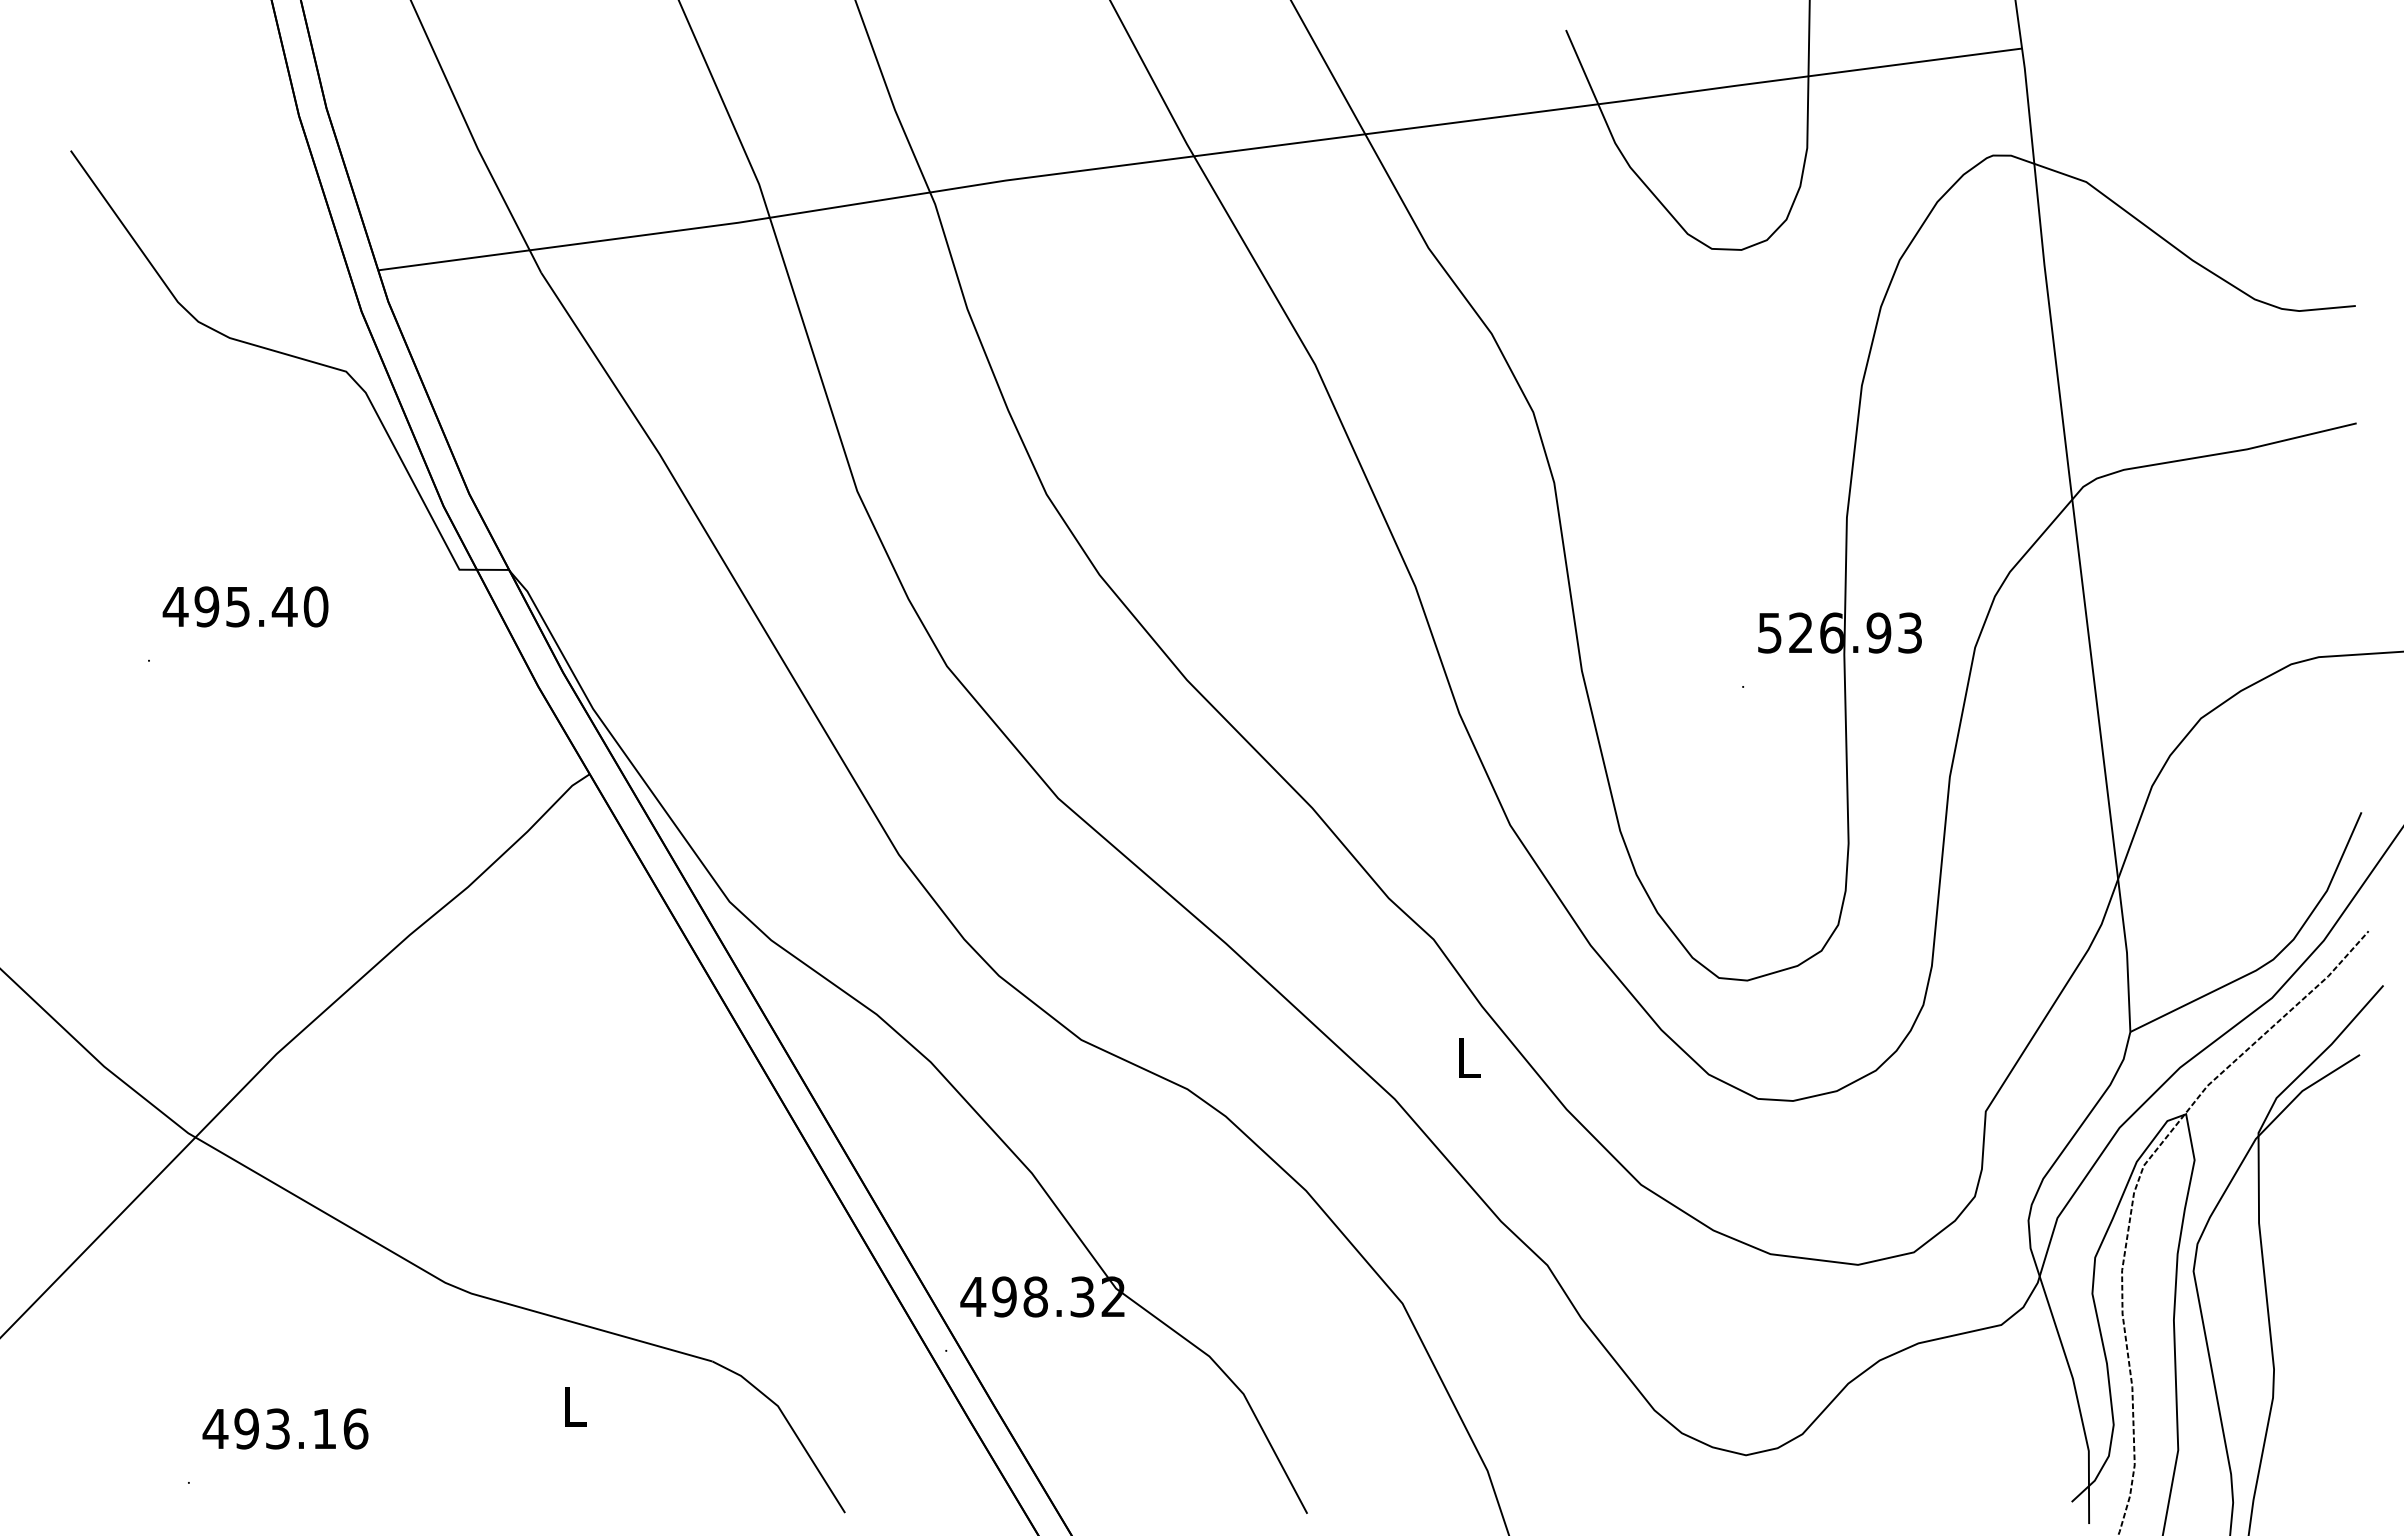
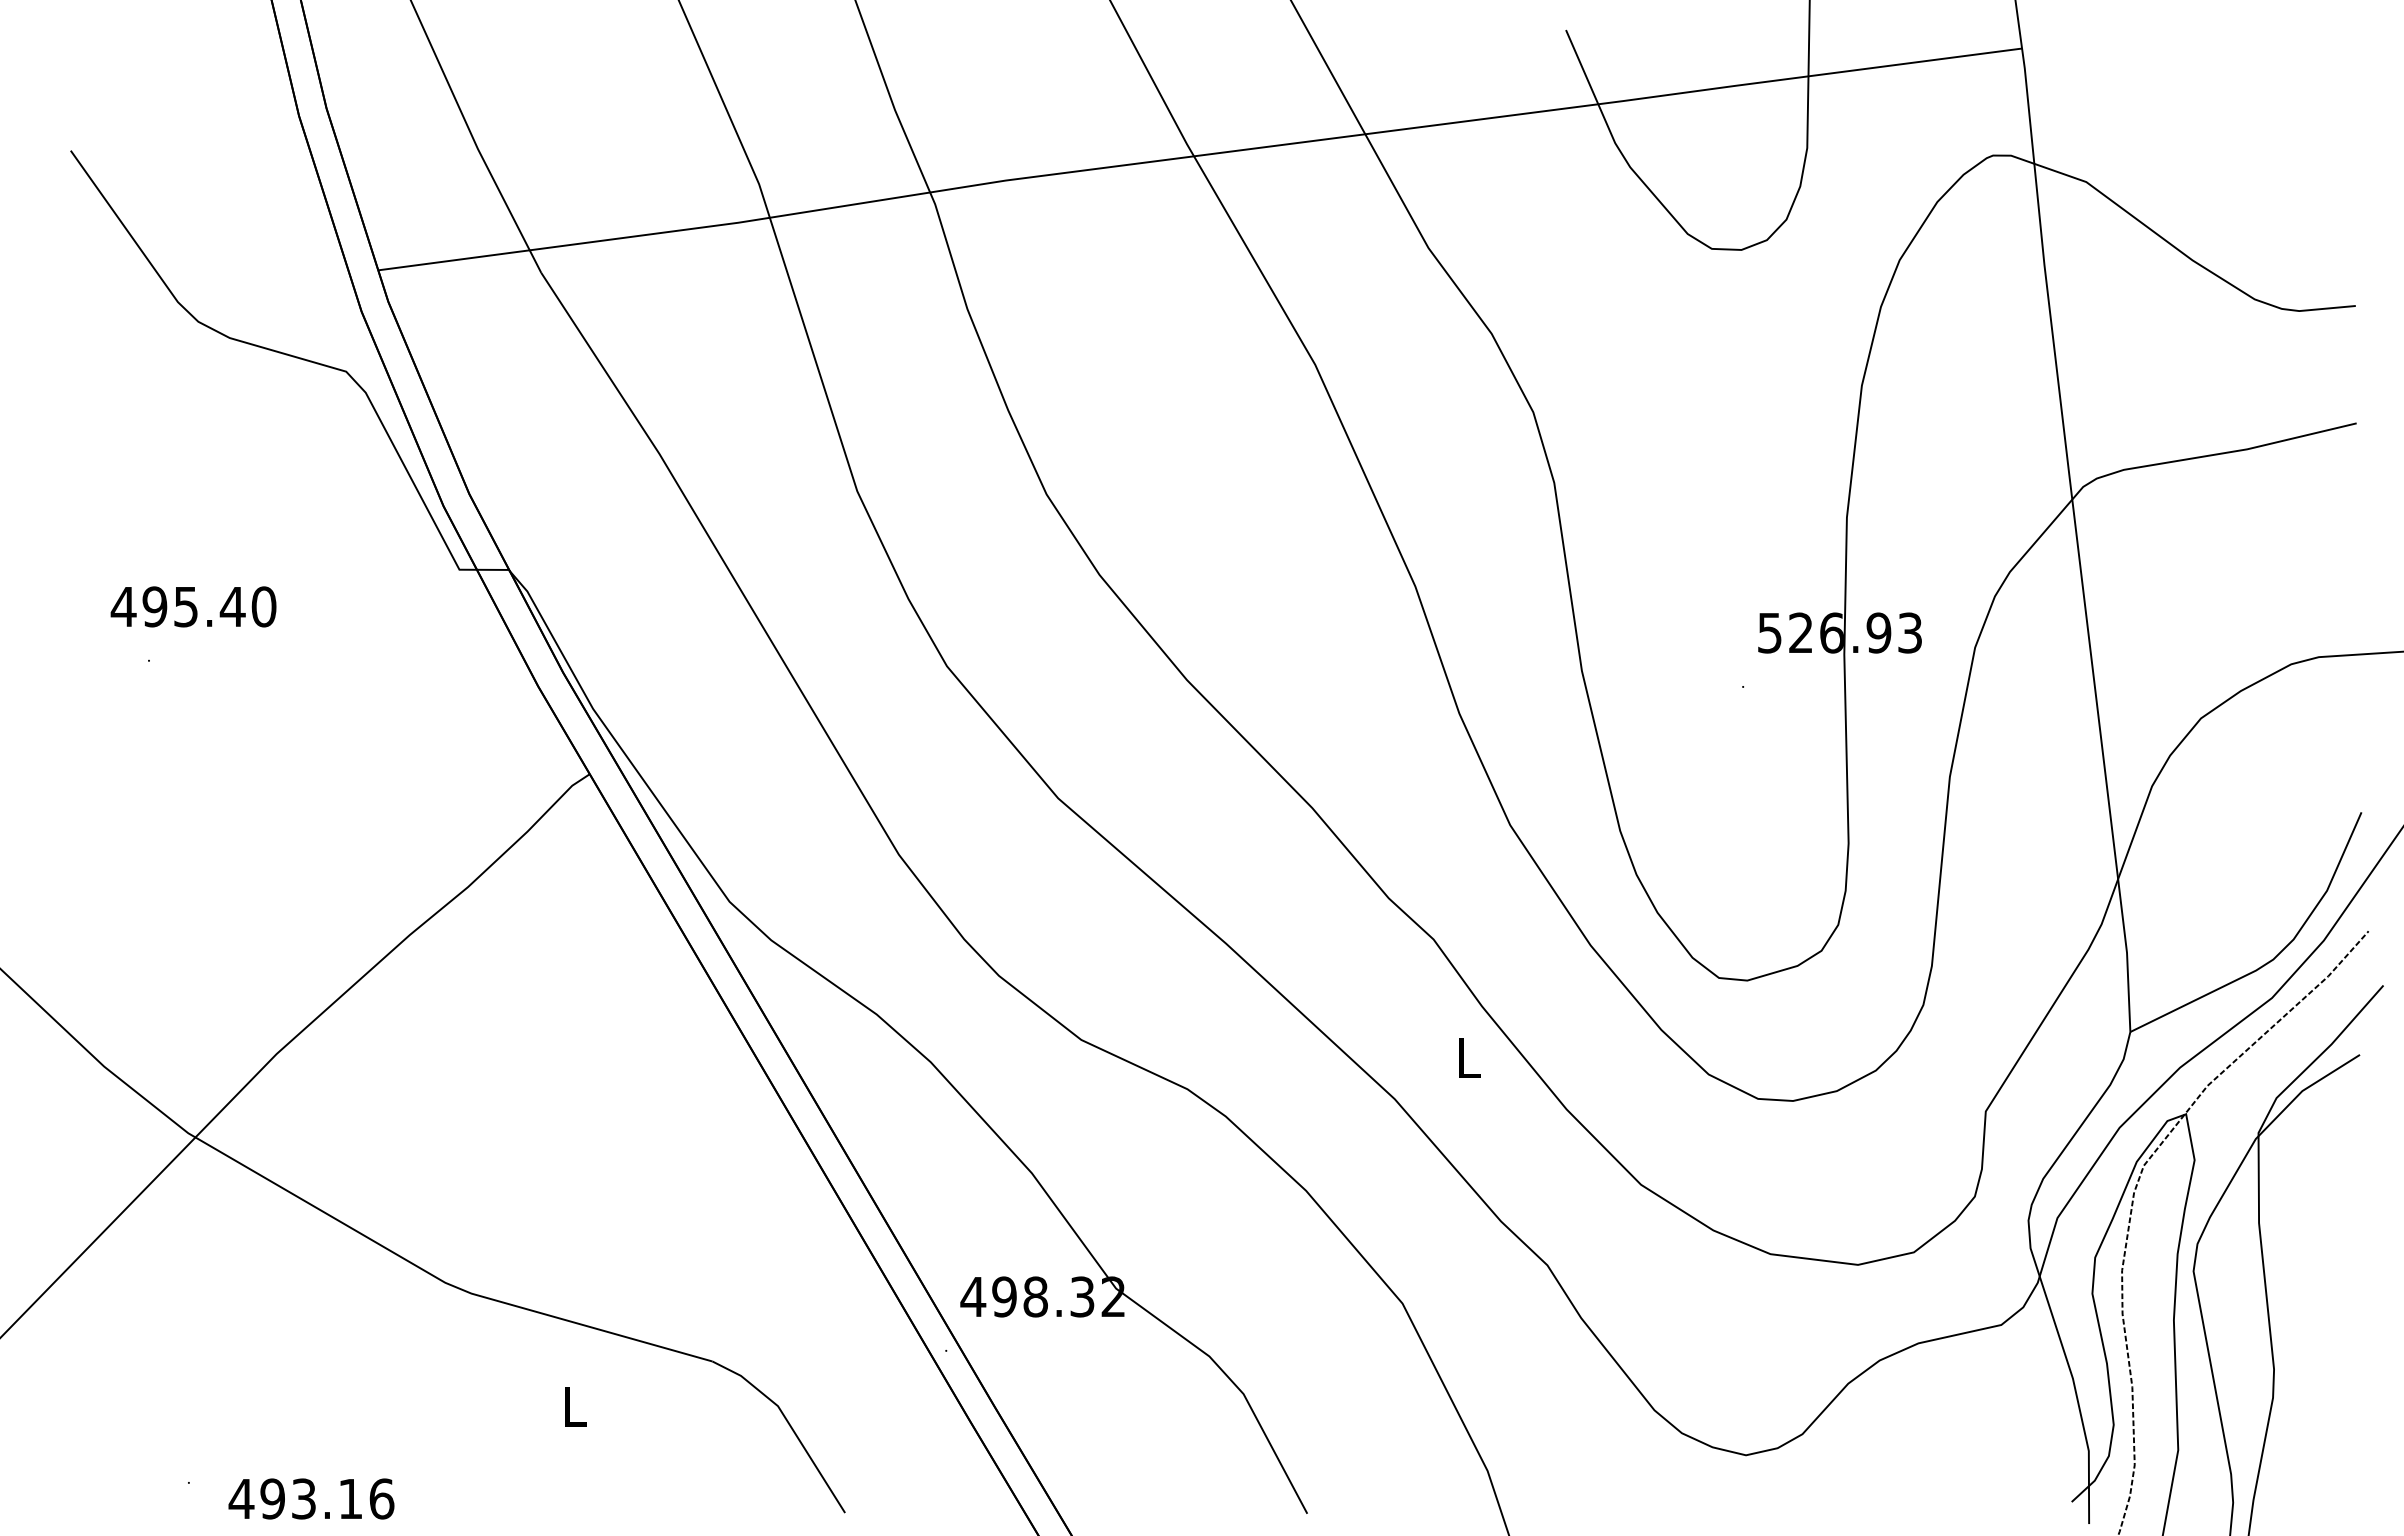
text position: (245, 606) -> (193, 606) (193, 606)
text position: (285, 1428) -> (311, 1498) (311, 1498)
